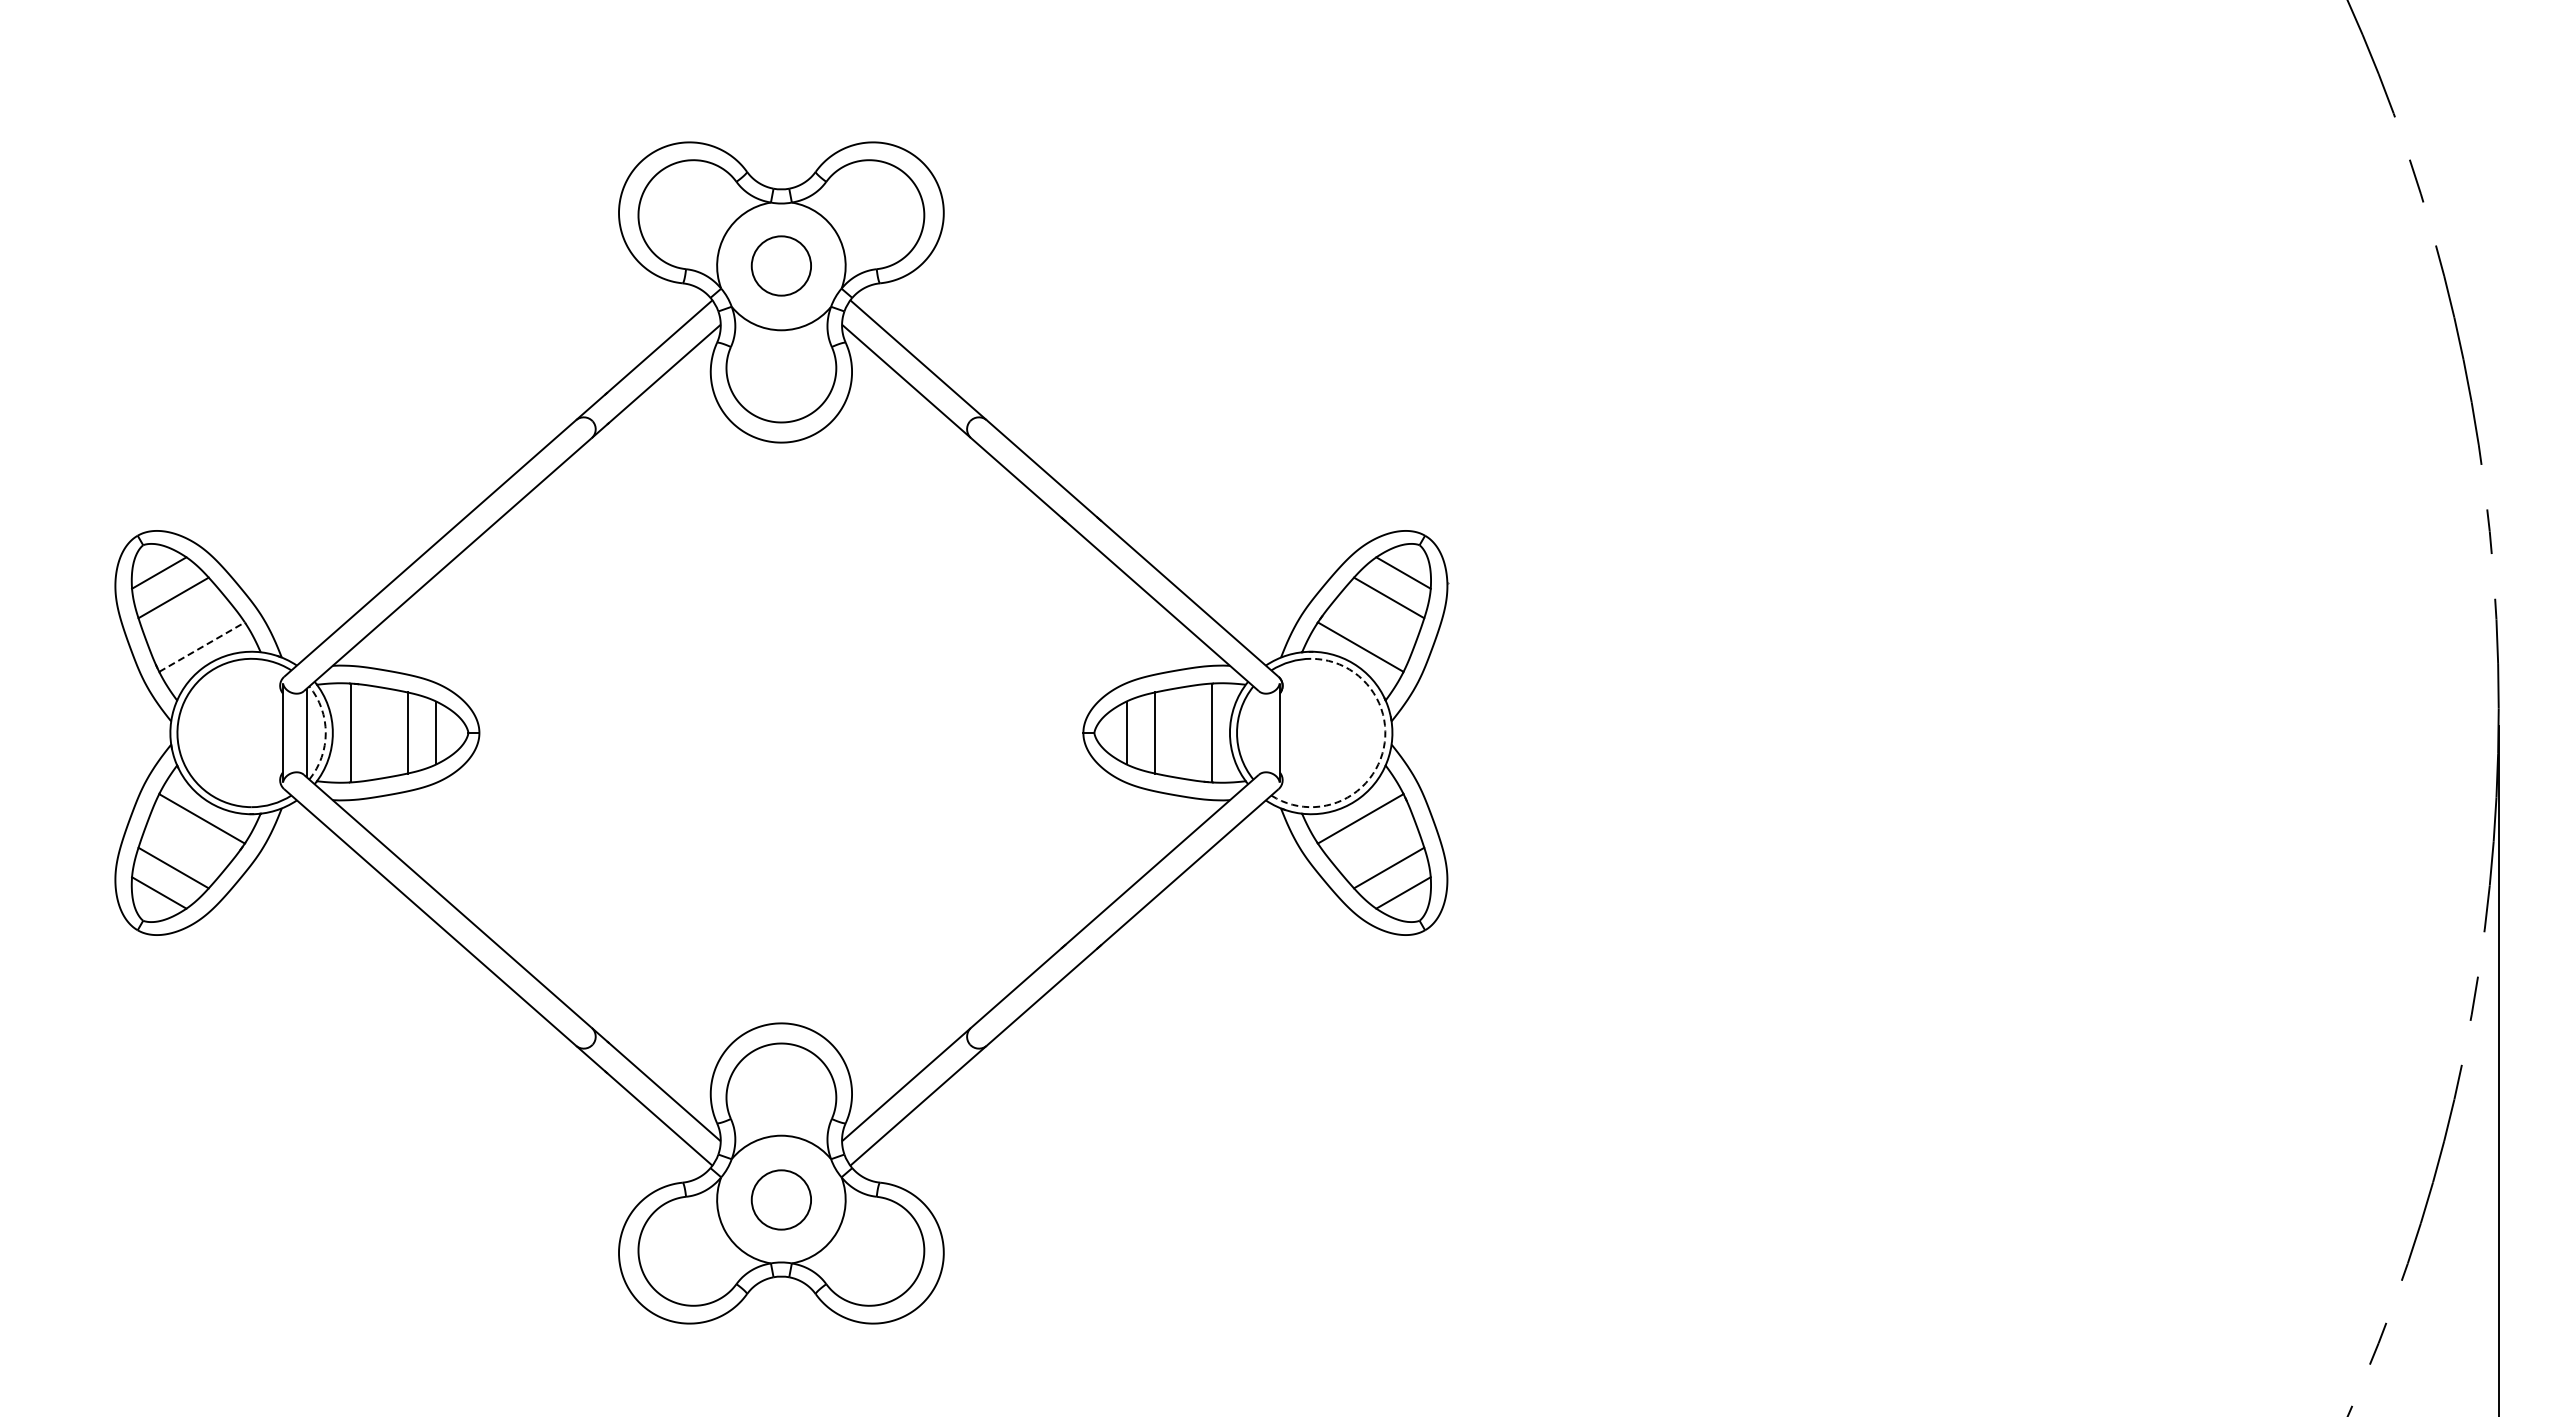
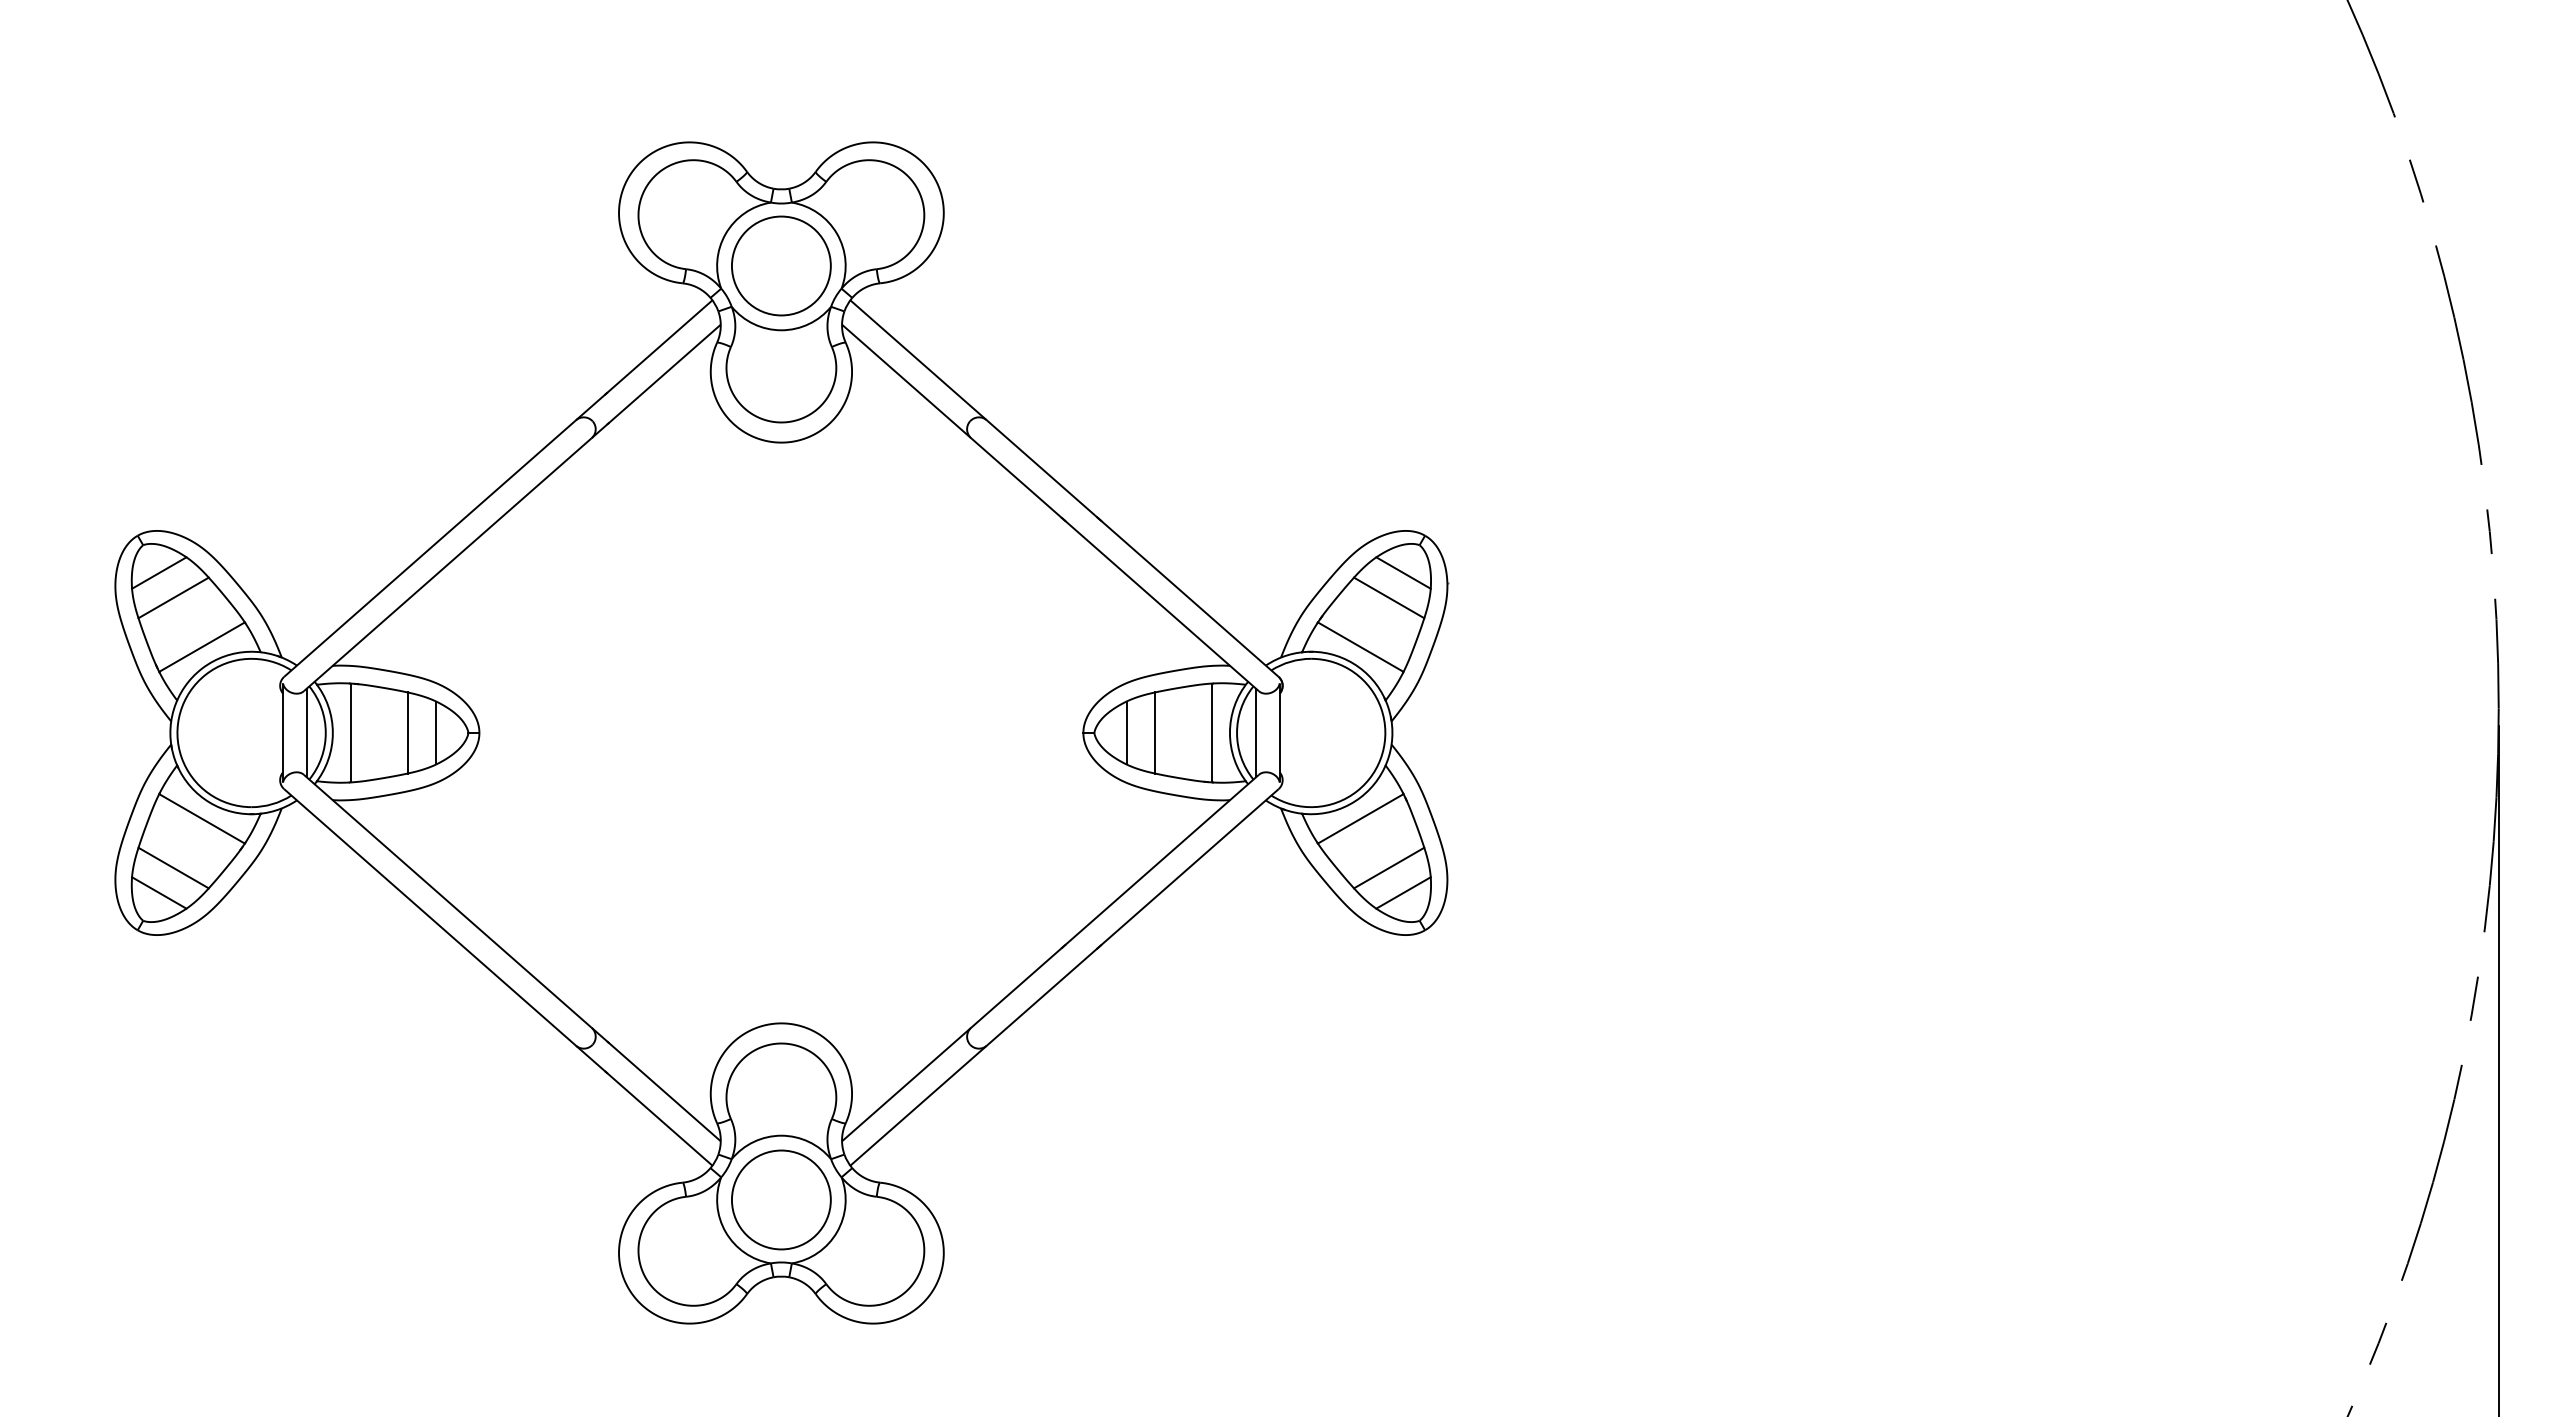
circle size: 62x62 px -> 101x102 px (781, 265)
line: dashed -> solid (202, 646)
line: none -> present (1256, 732)
arc: dashed -> solid (325, 733)
arc: dashed -> solid (1382, 753)
circle size: 62x62 px -> 101x102 px (781, 1199)
